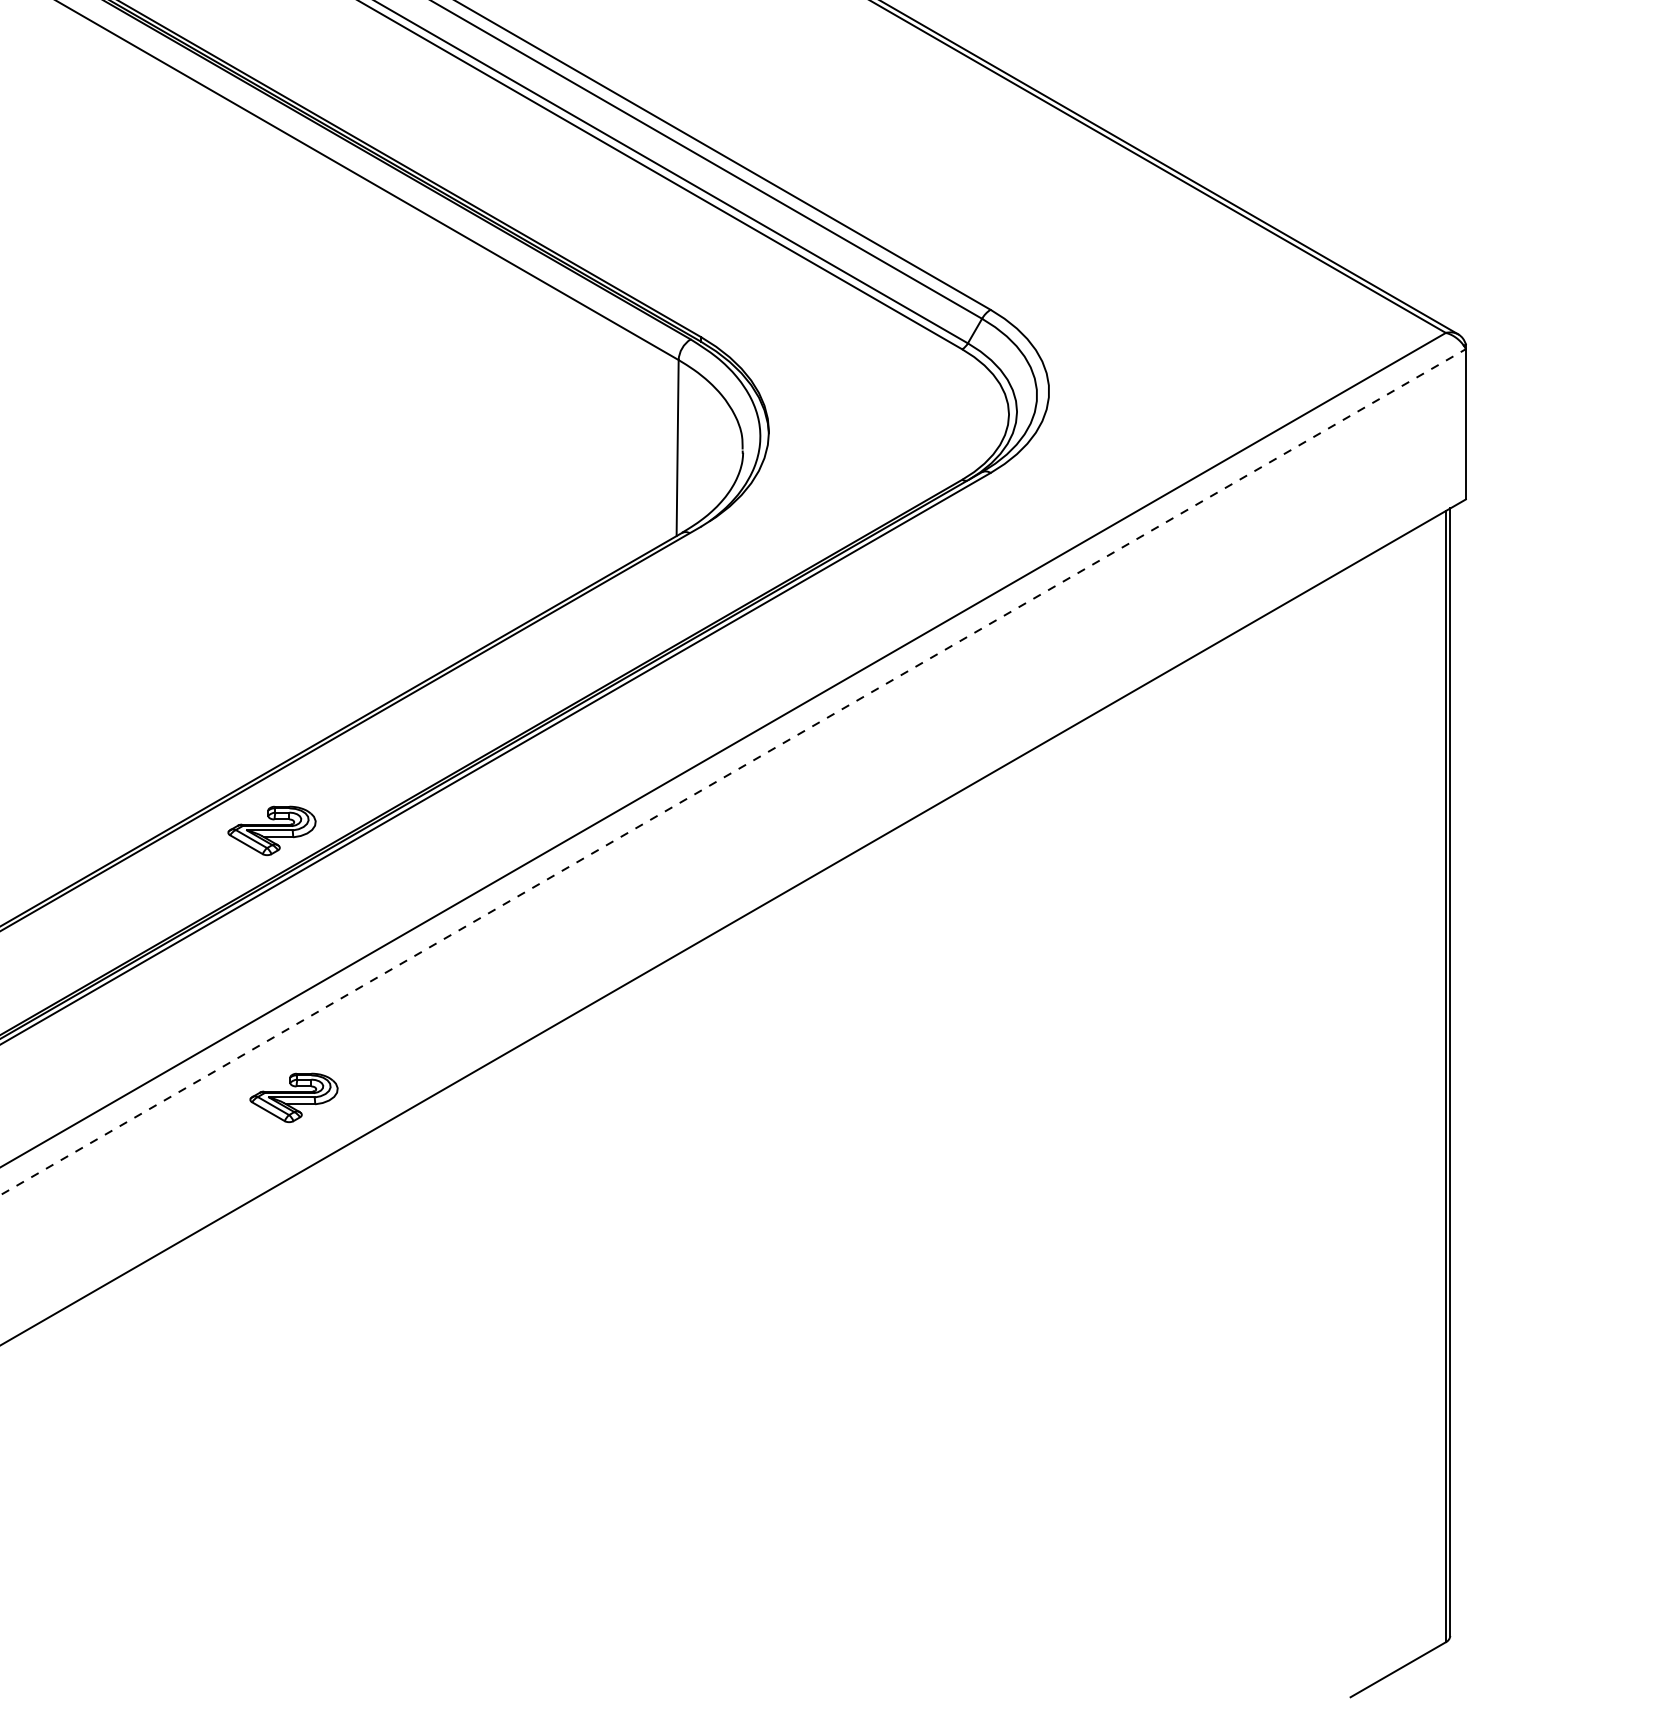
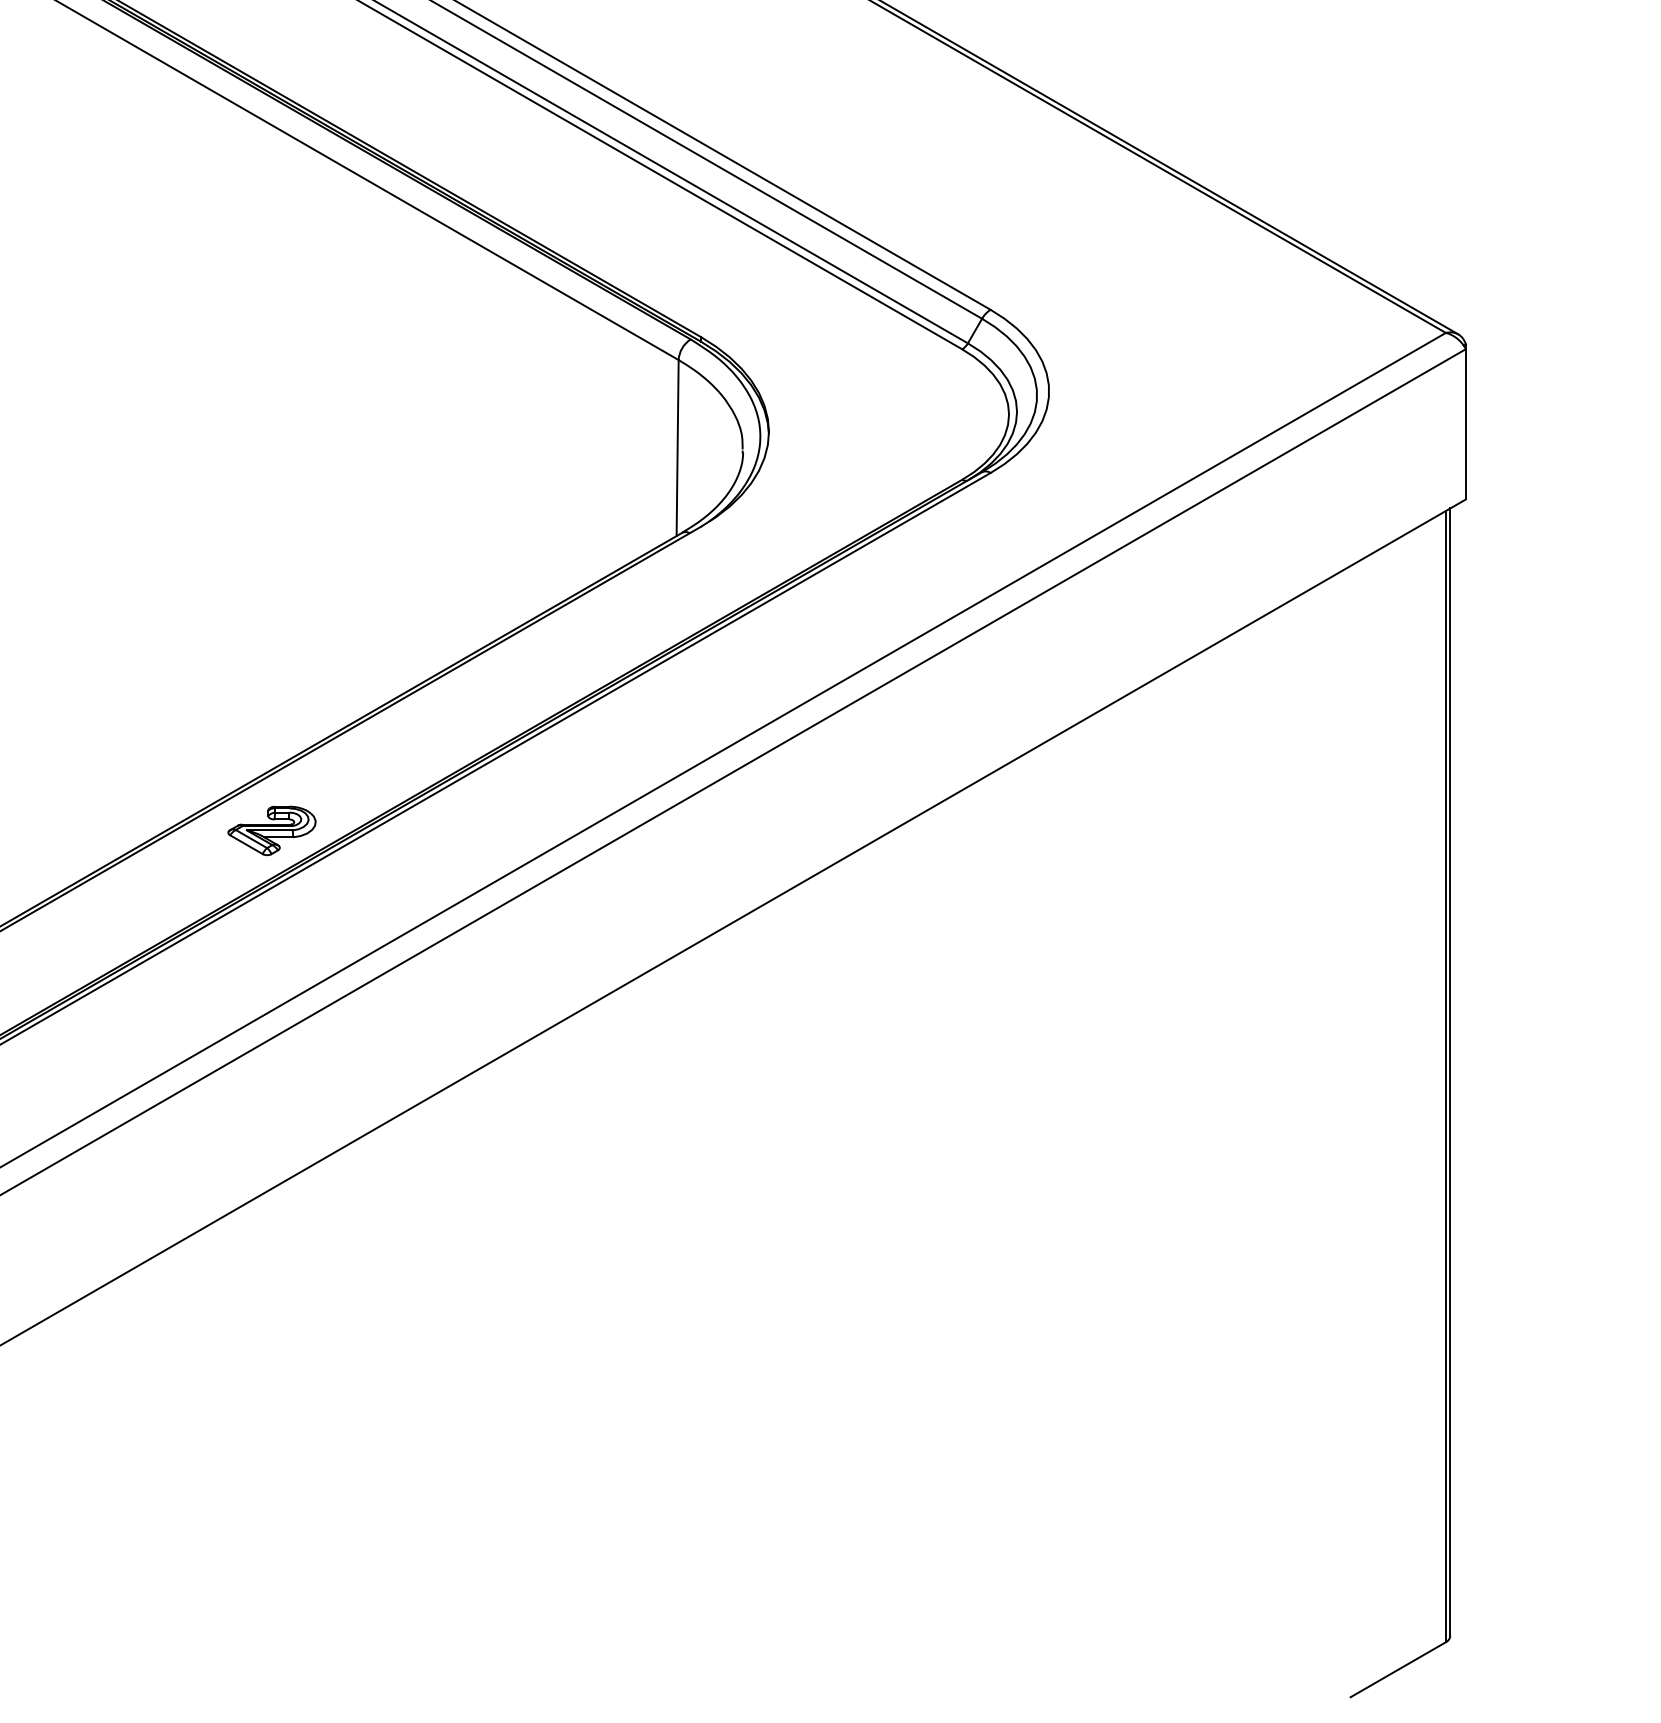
line: dashed -> solid (733, 772)
part: present -> none (293, 1097)
